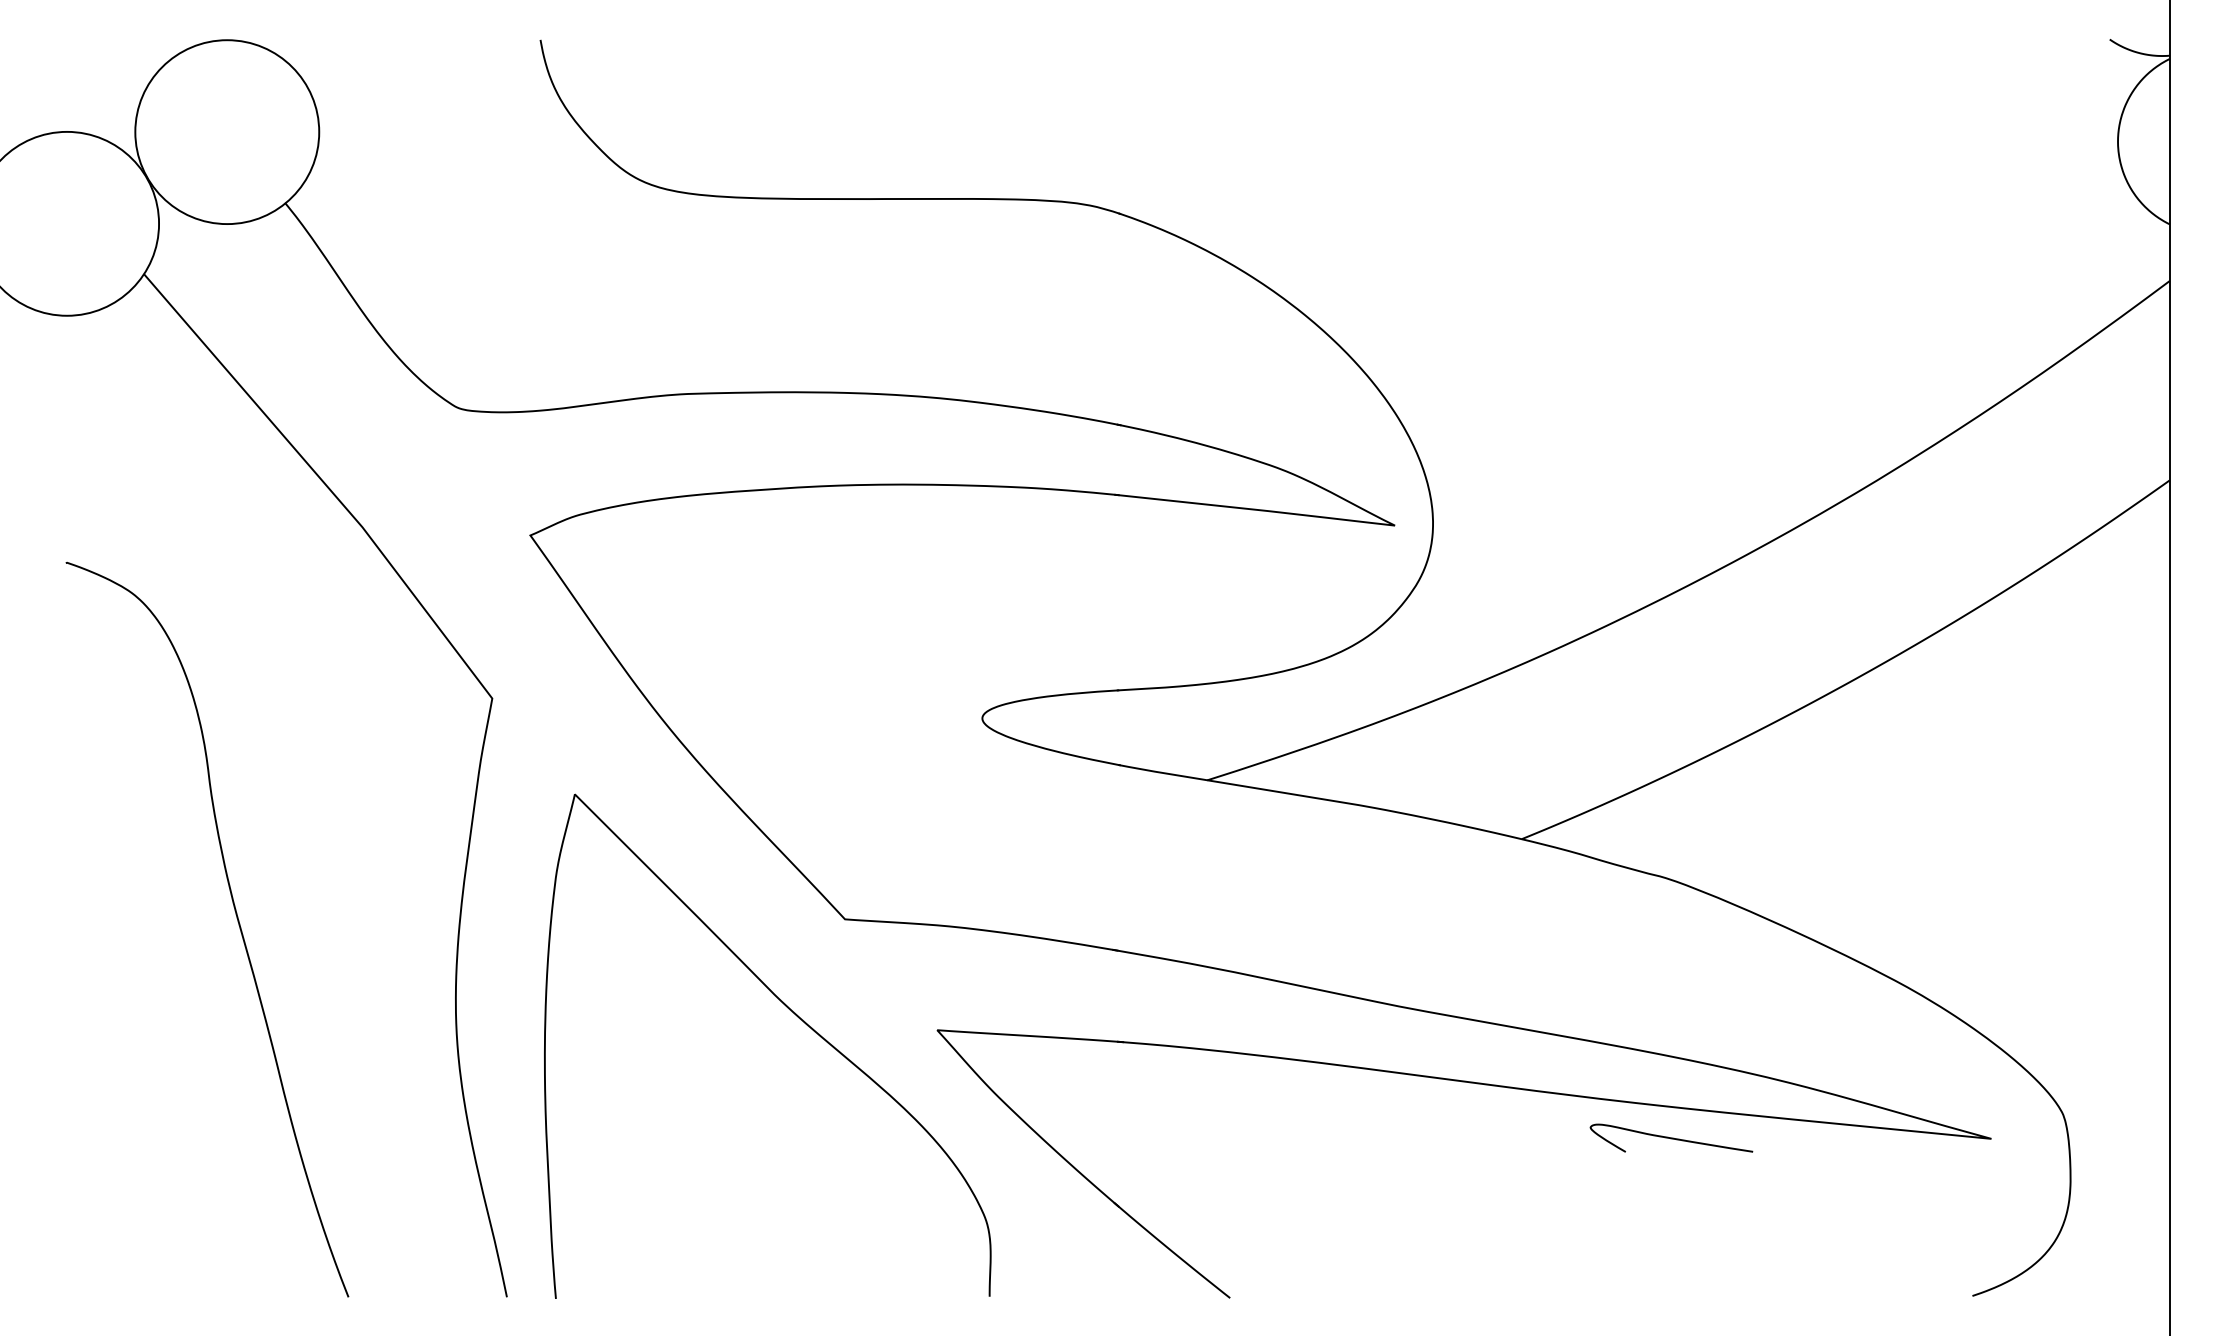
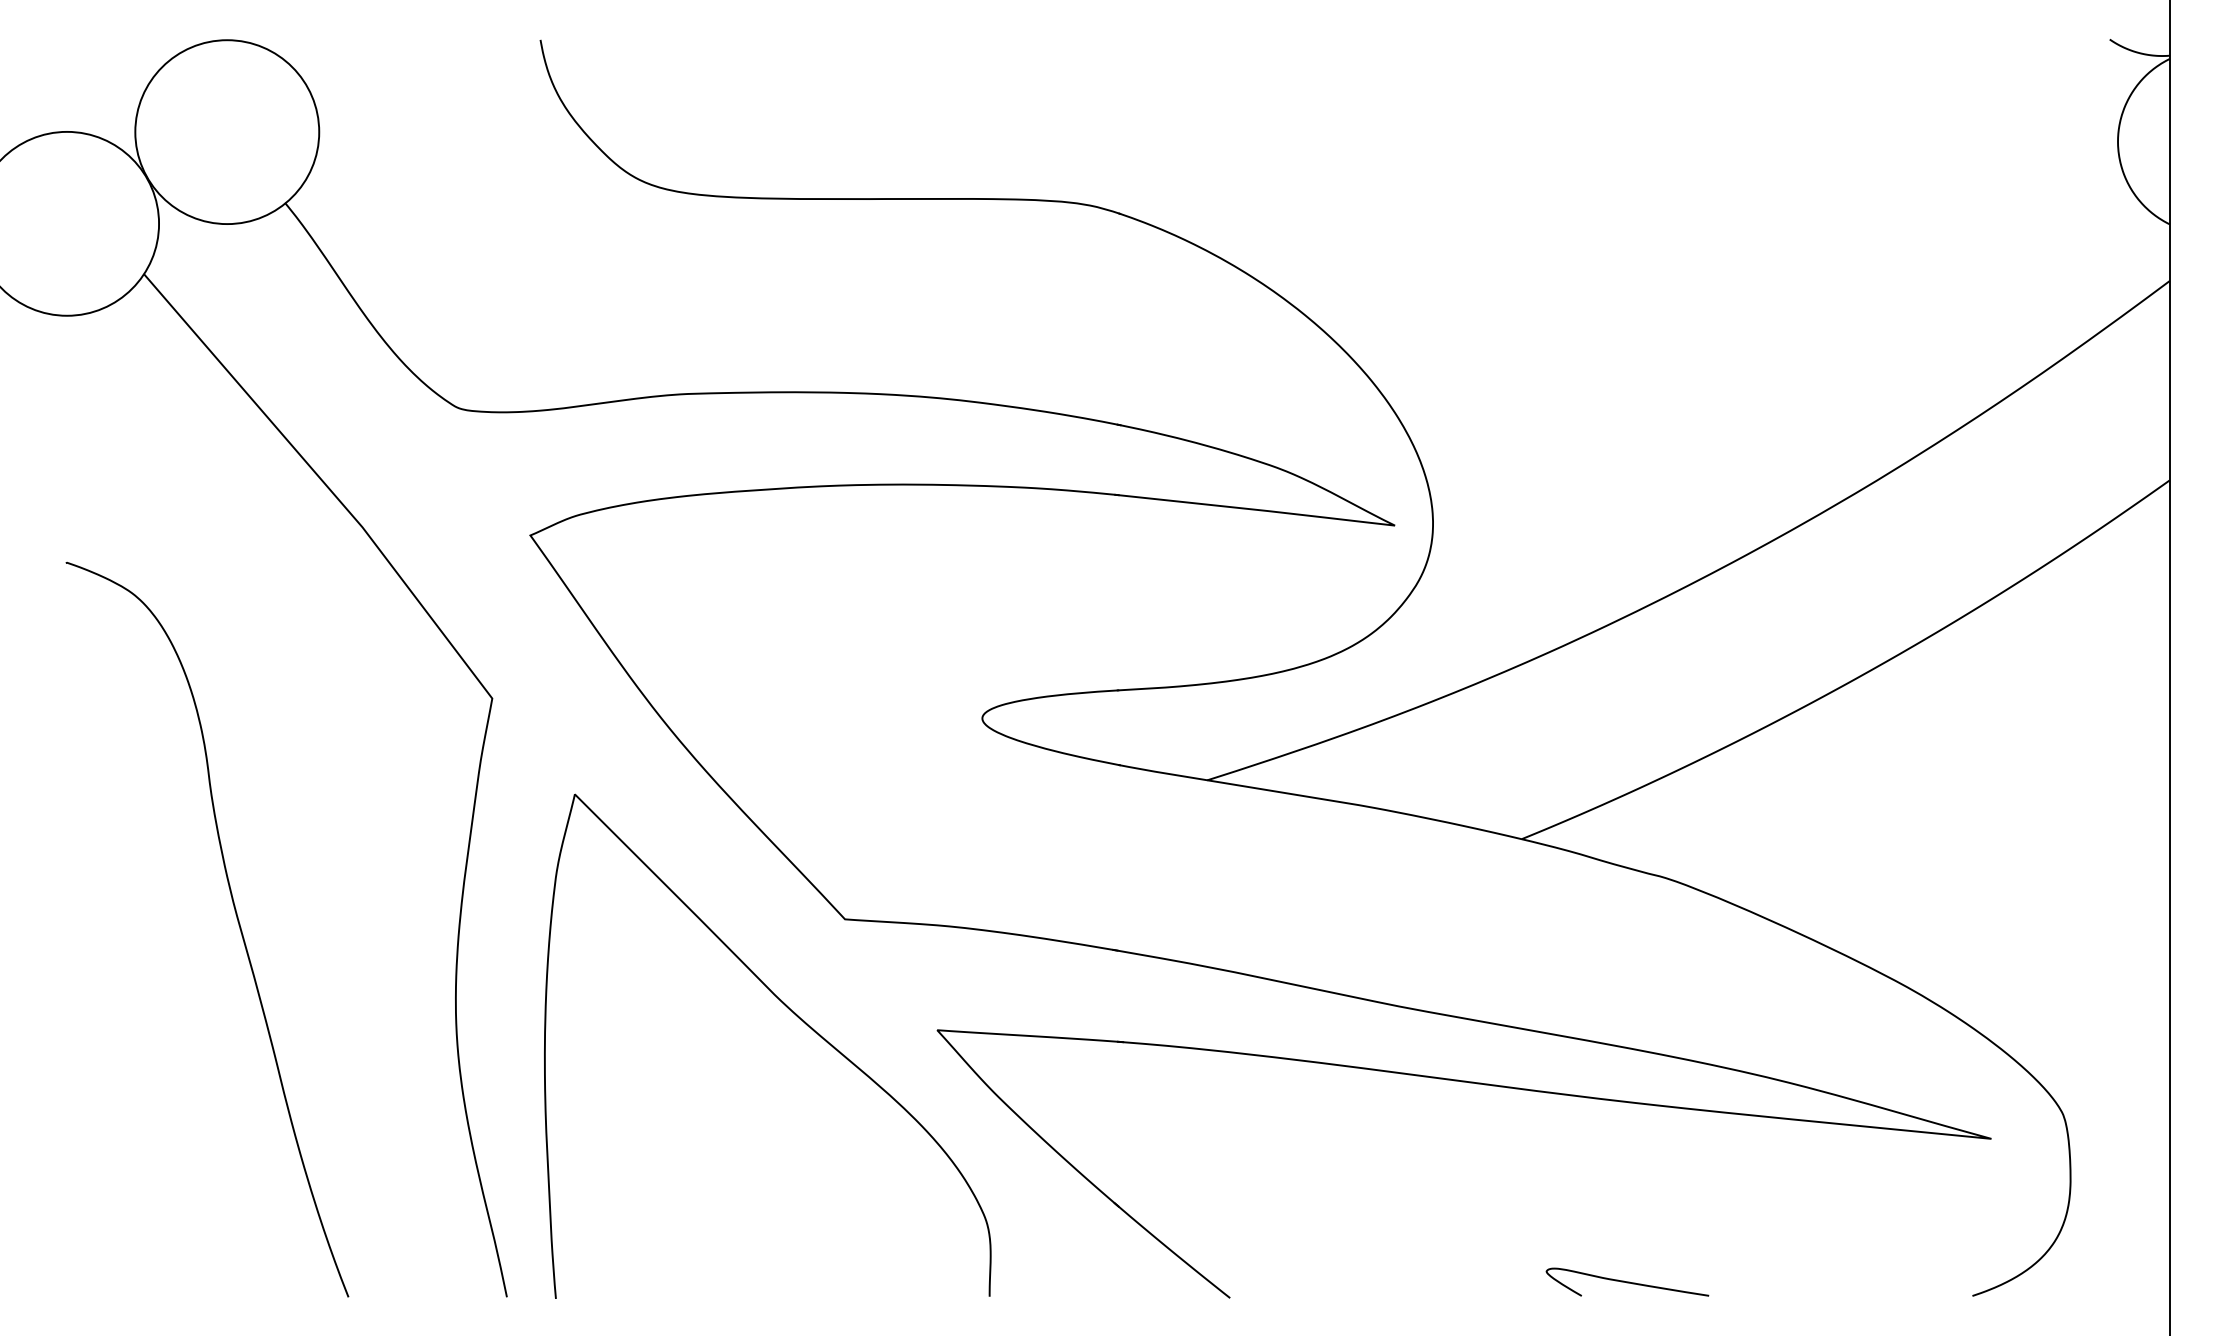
curve position: (1671, 1137) -> (1627, 1281) (1627, 1281)
